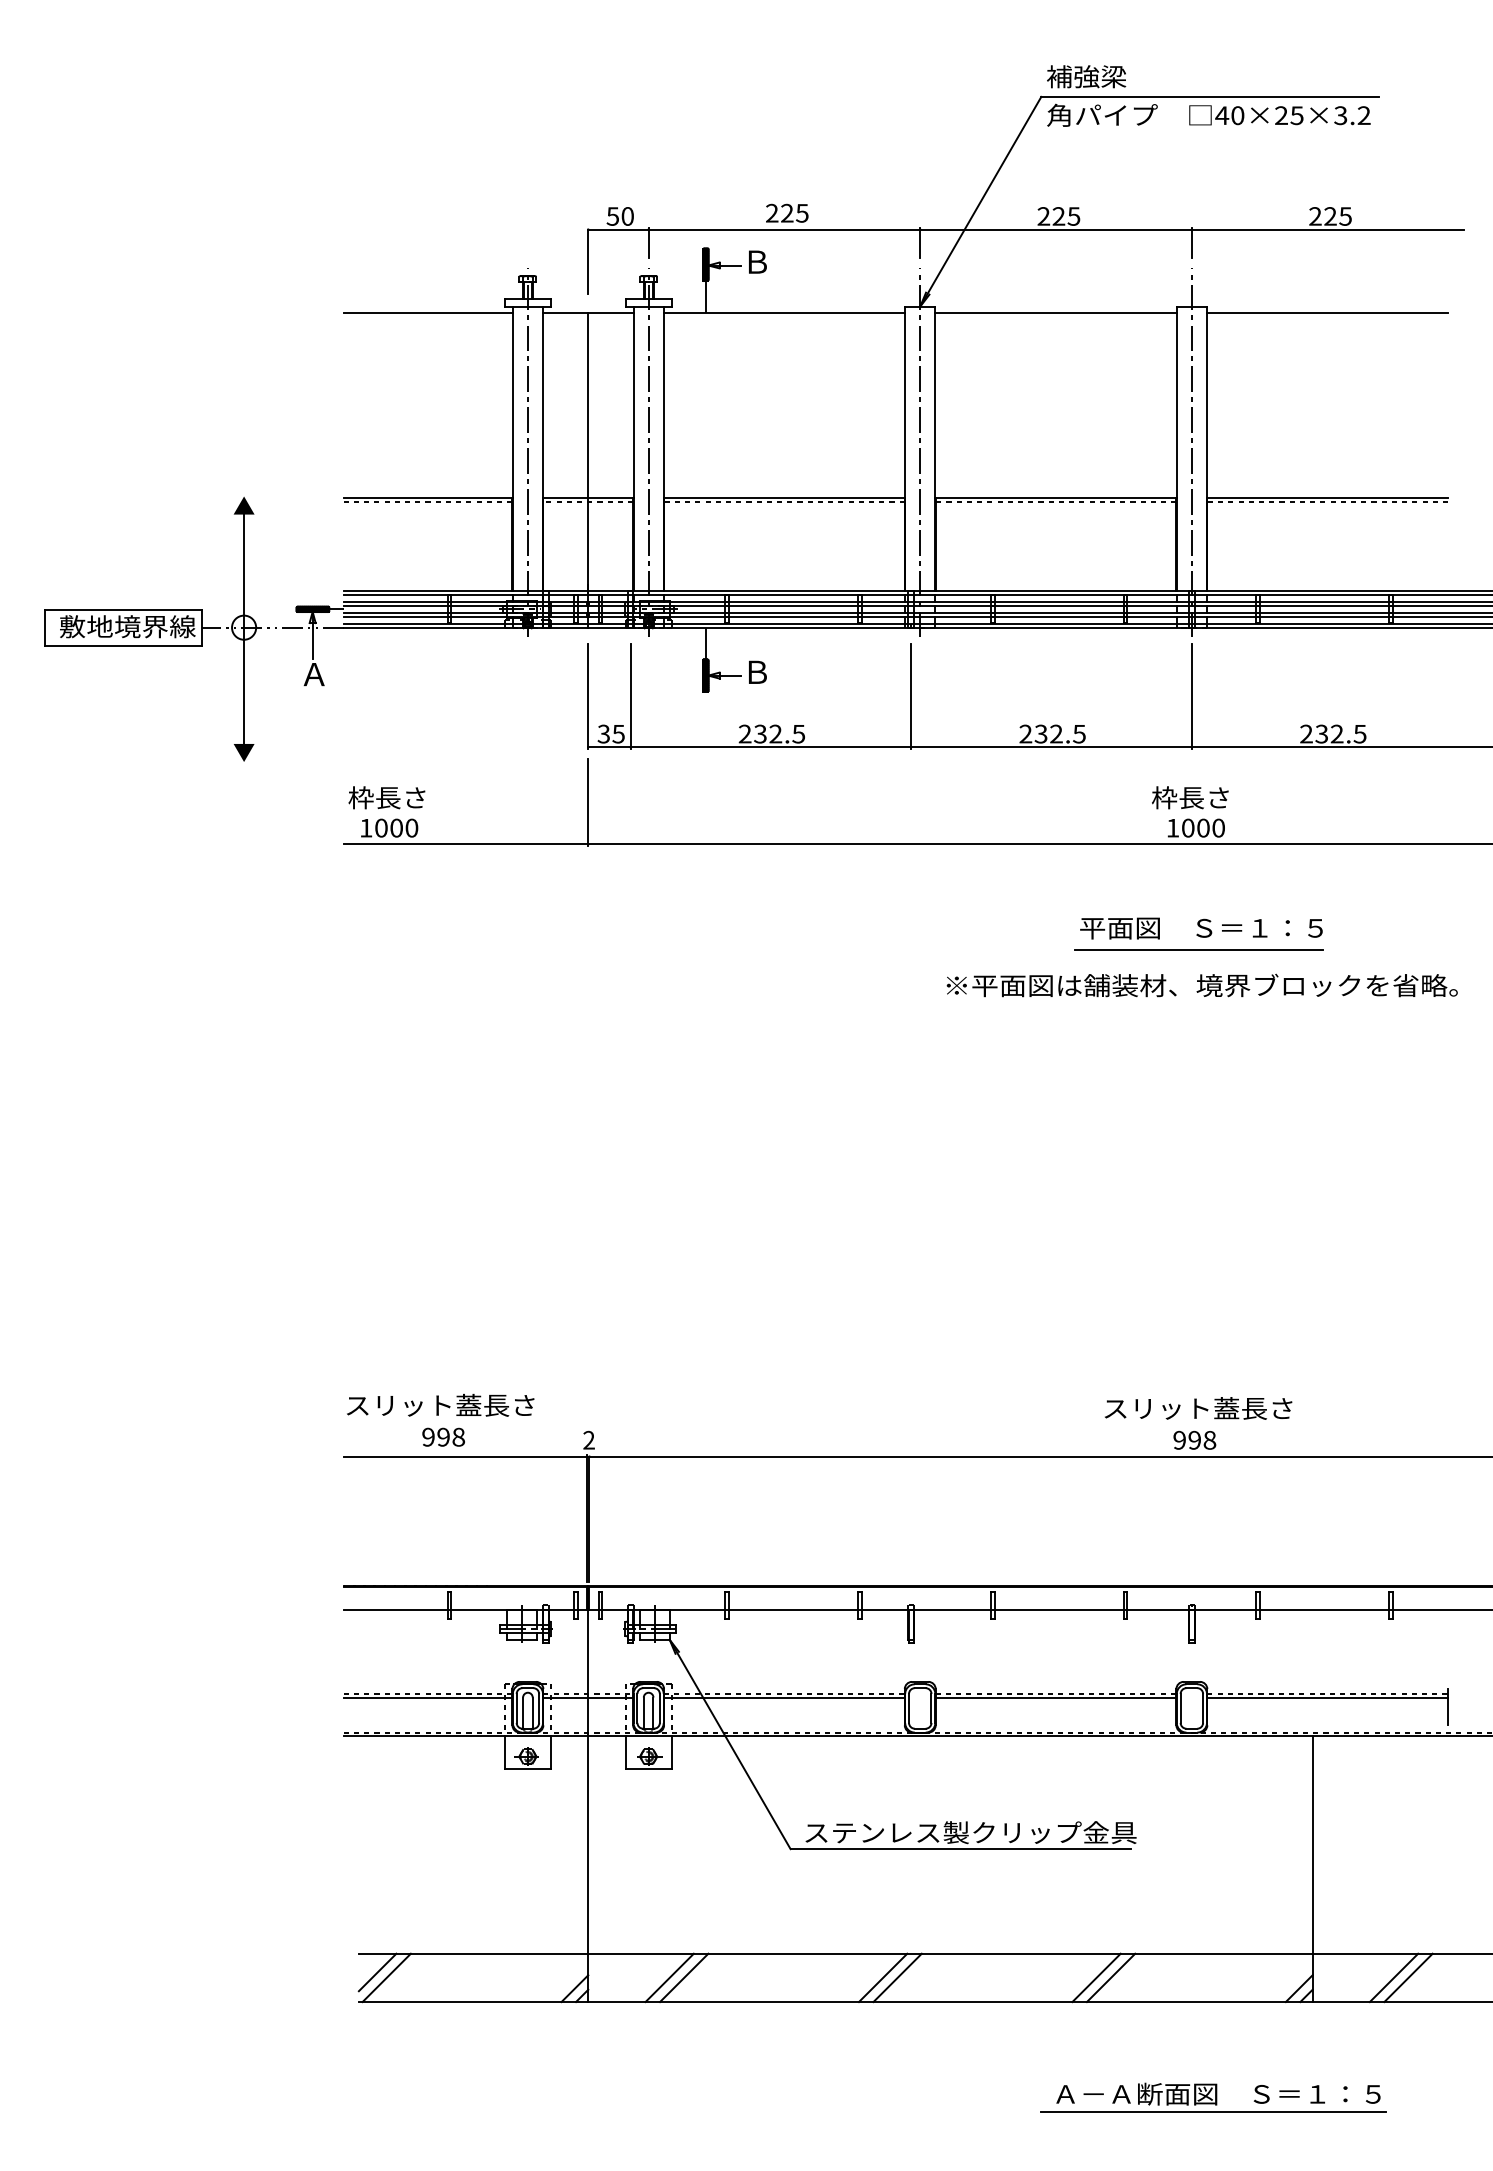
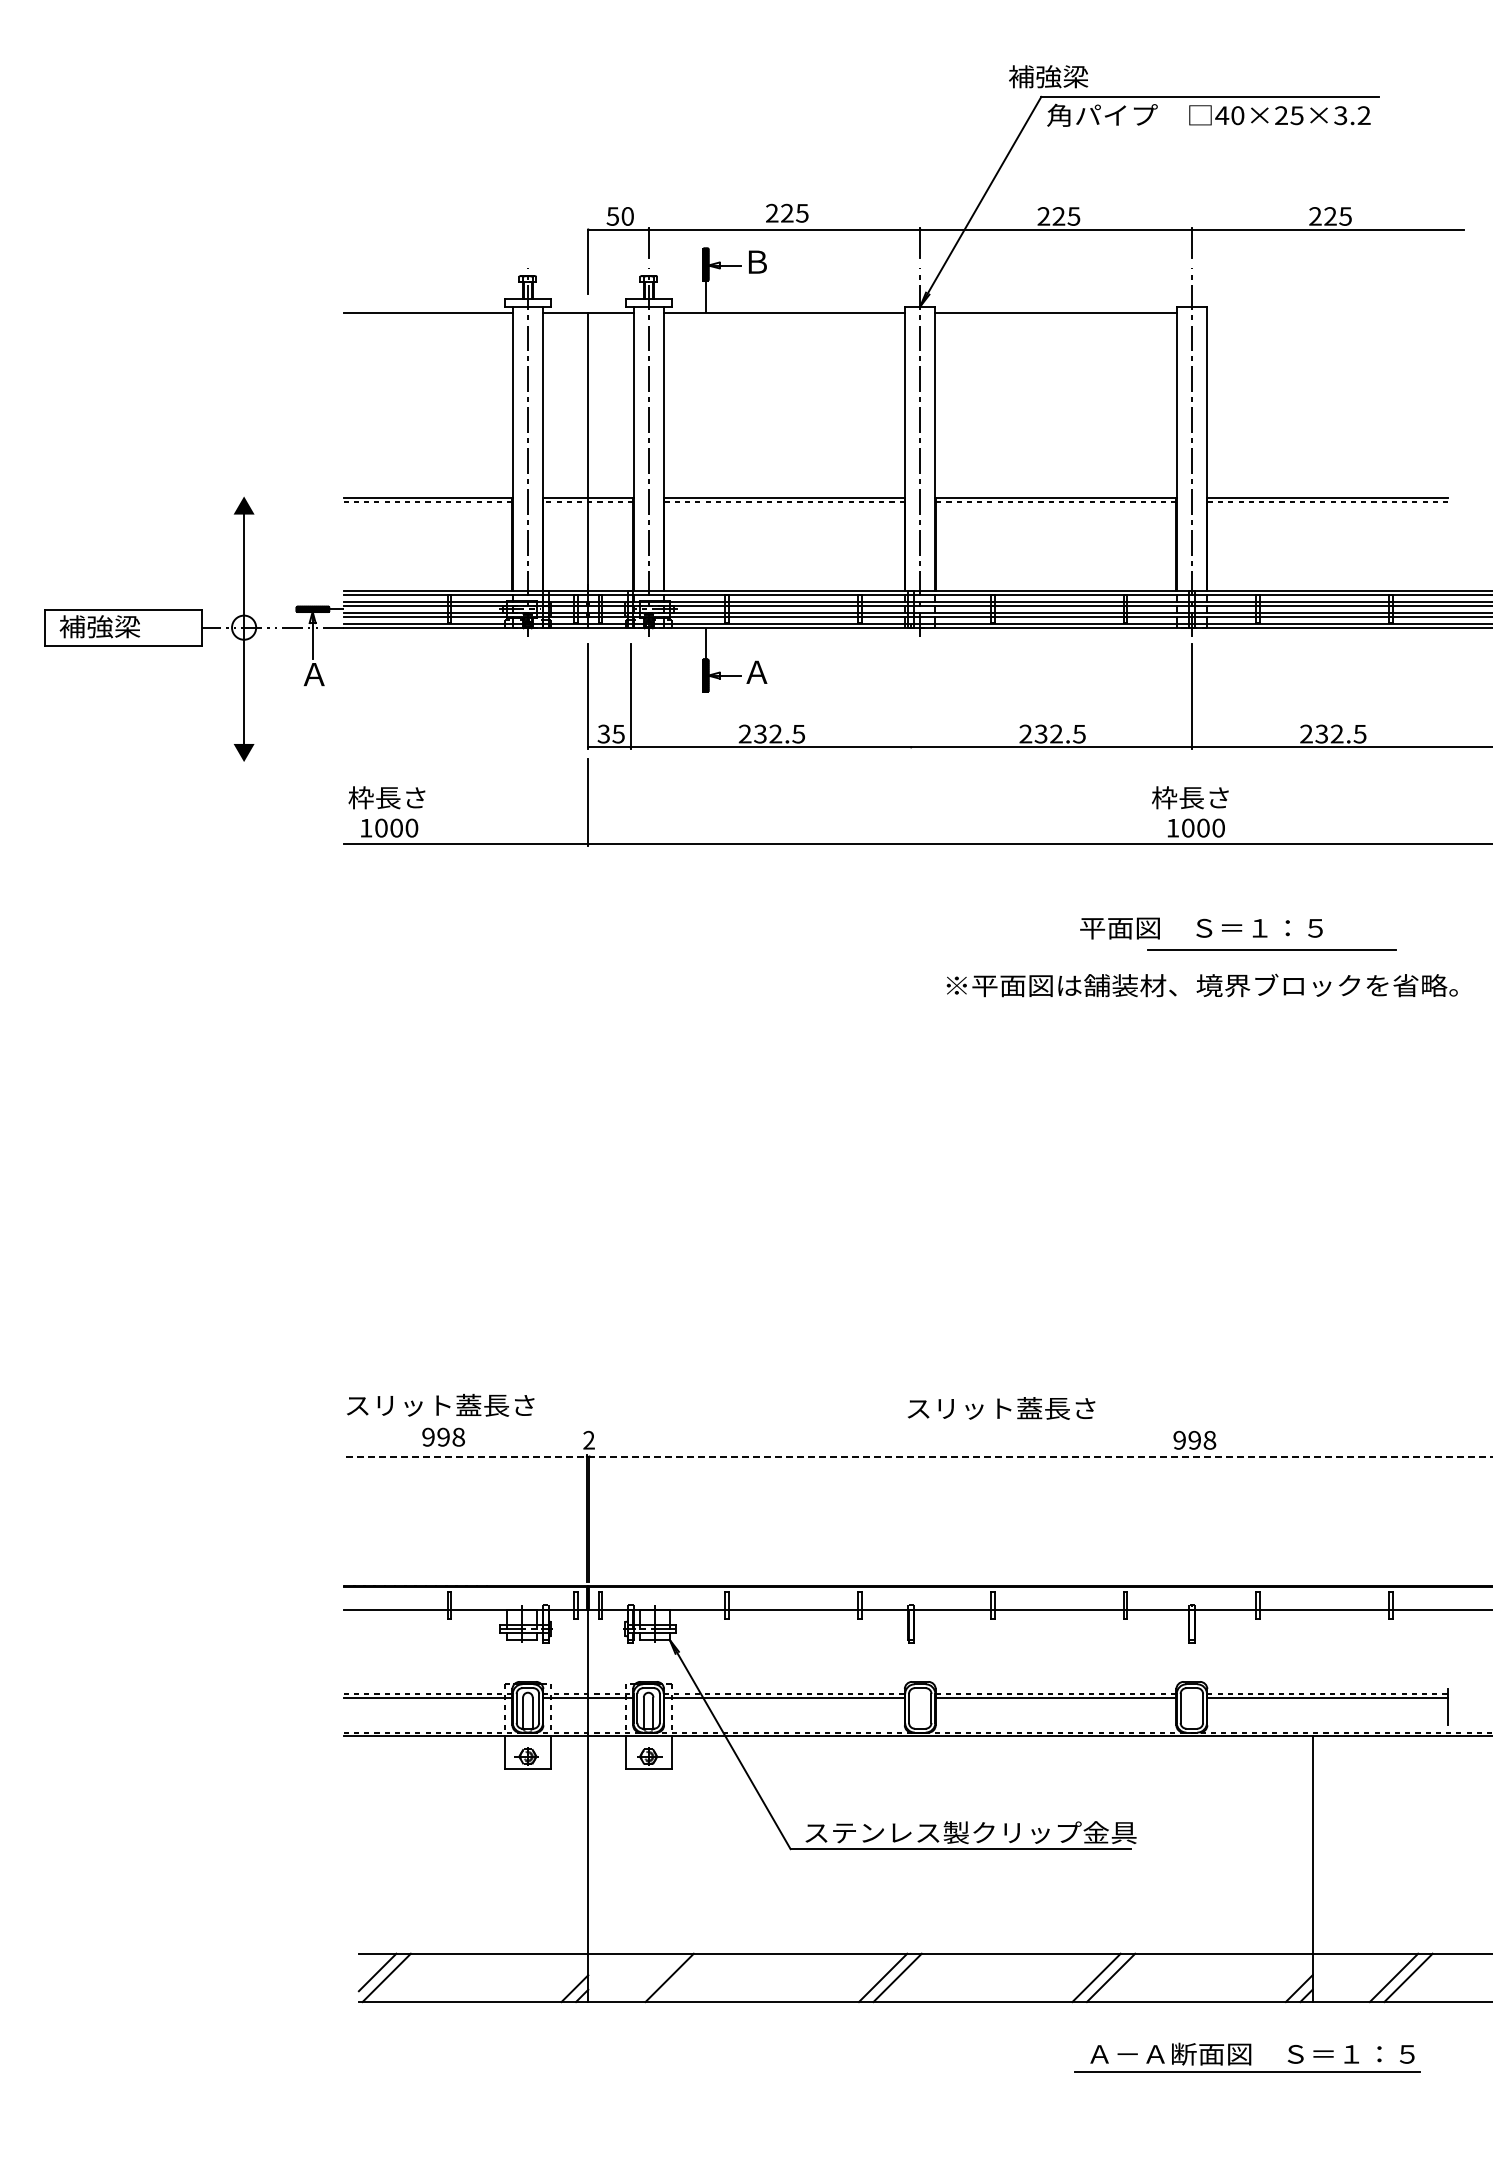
text position: (1086, 76) -> (1048, 76) (1048, 76)
line: present -> none (1327, 312)
text: 敷地境界線 -> 補強梁 (127, 626)
text: Ｂ -> Ａ (756, 671)
line: present -> none (911, 695)
line position: (1198, 949) -> (1271, 949) (1271, 949)
text position: (1198, 1408) -> (1001, 1408) (1001, 1408)
line: solid -> dashed (917, 1456)
line: present -> none (684, 1977)
part position: (1213, 2097) -> (1247, 2057) (1247, 2057)
